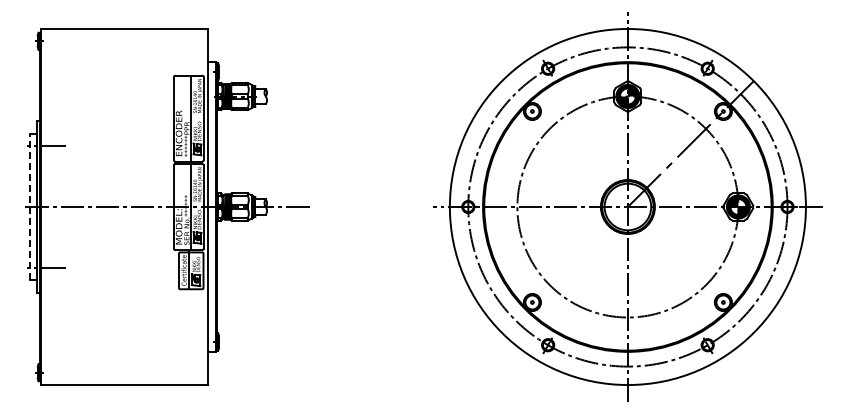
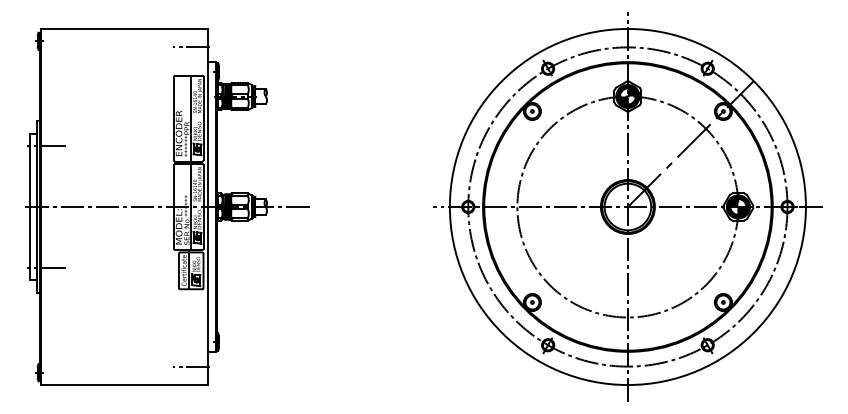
line: none -> present (191, 47)
line: dashed -> solid (29, 206)
line: none -> present (191, 366)
